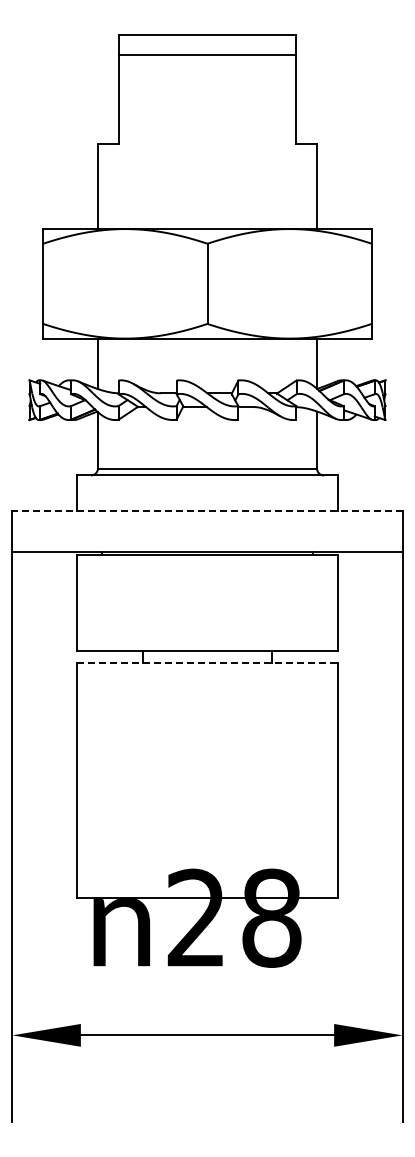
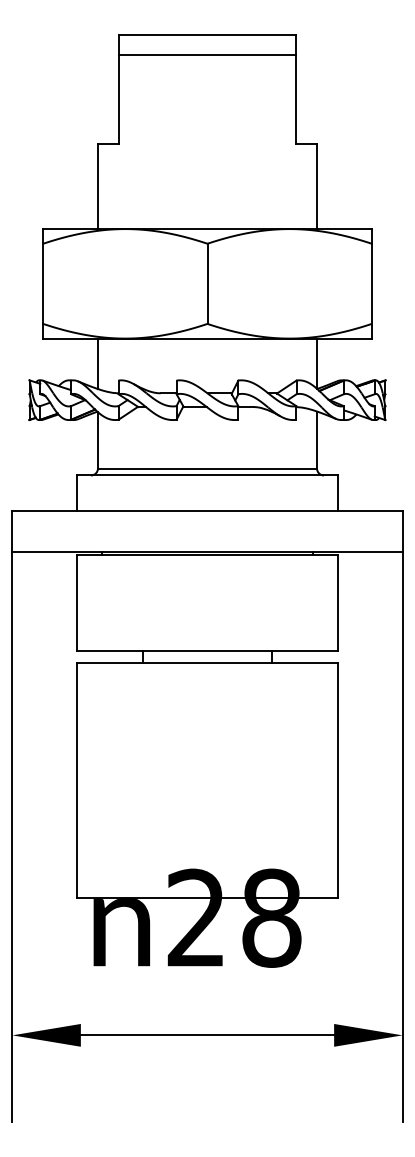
line: dashed -> solid (206, 511)
line: dashed -> solid (207, 663)
